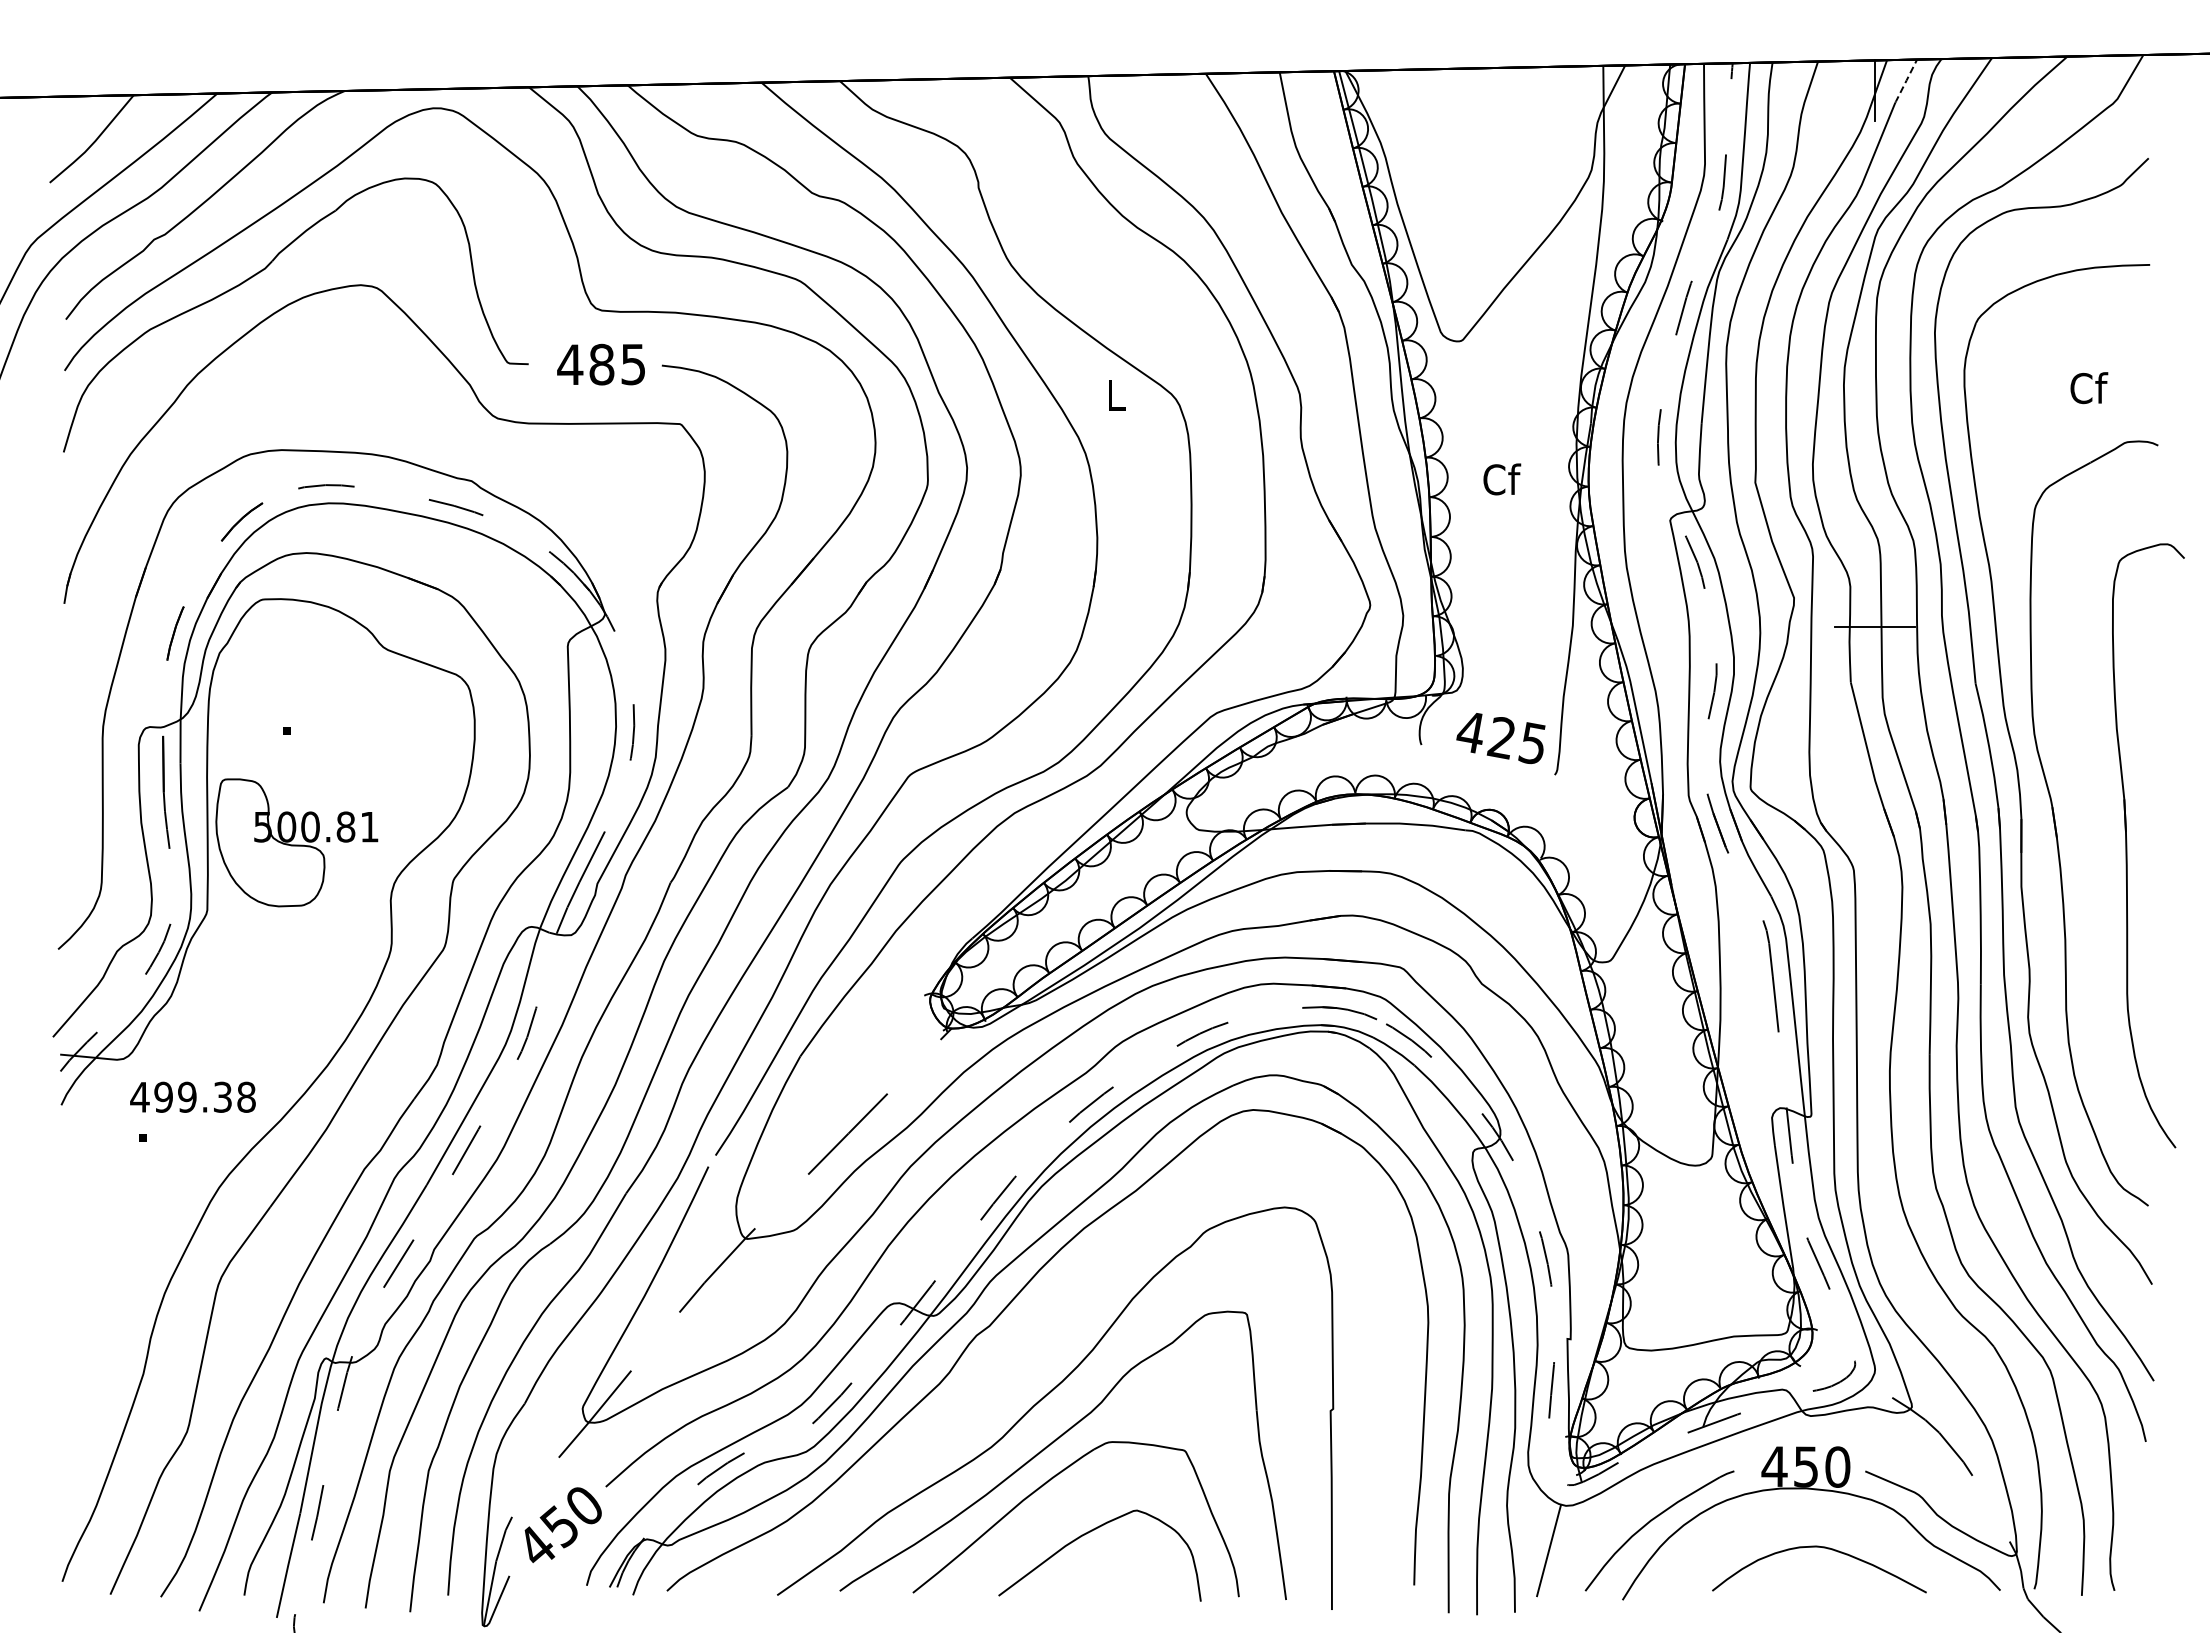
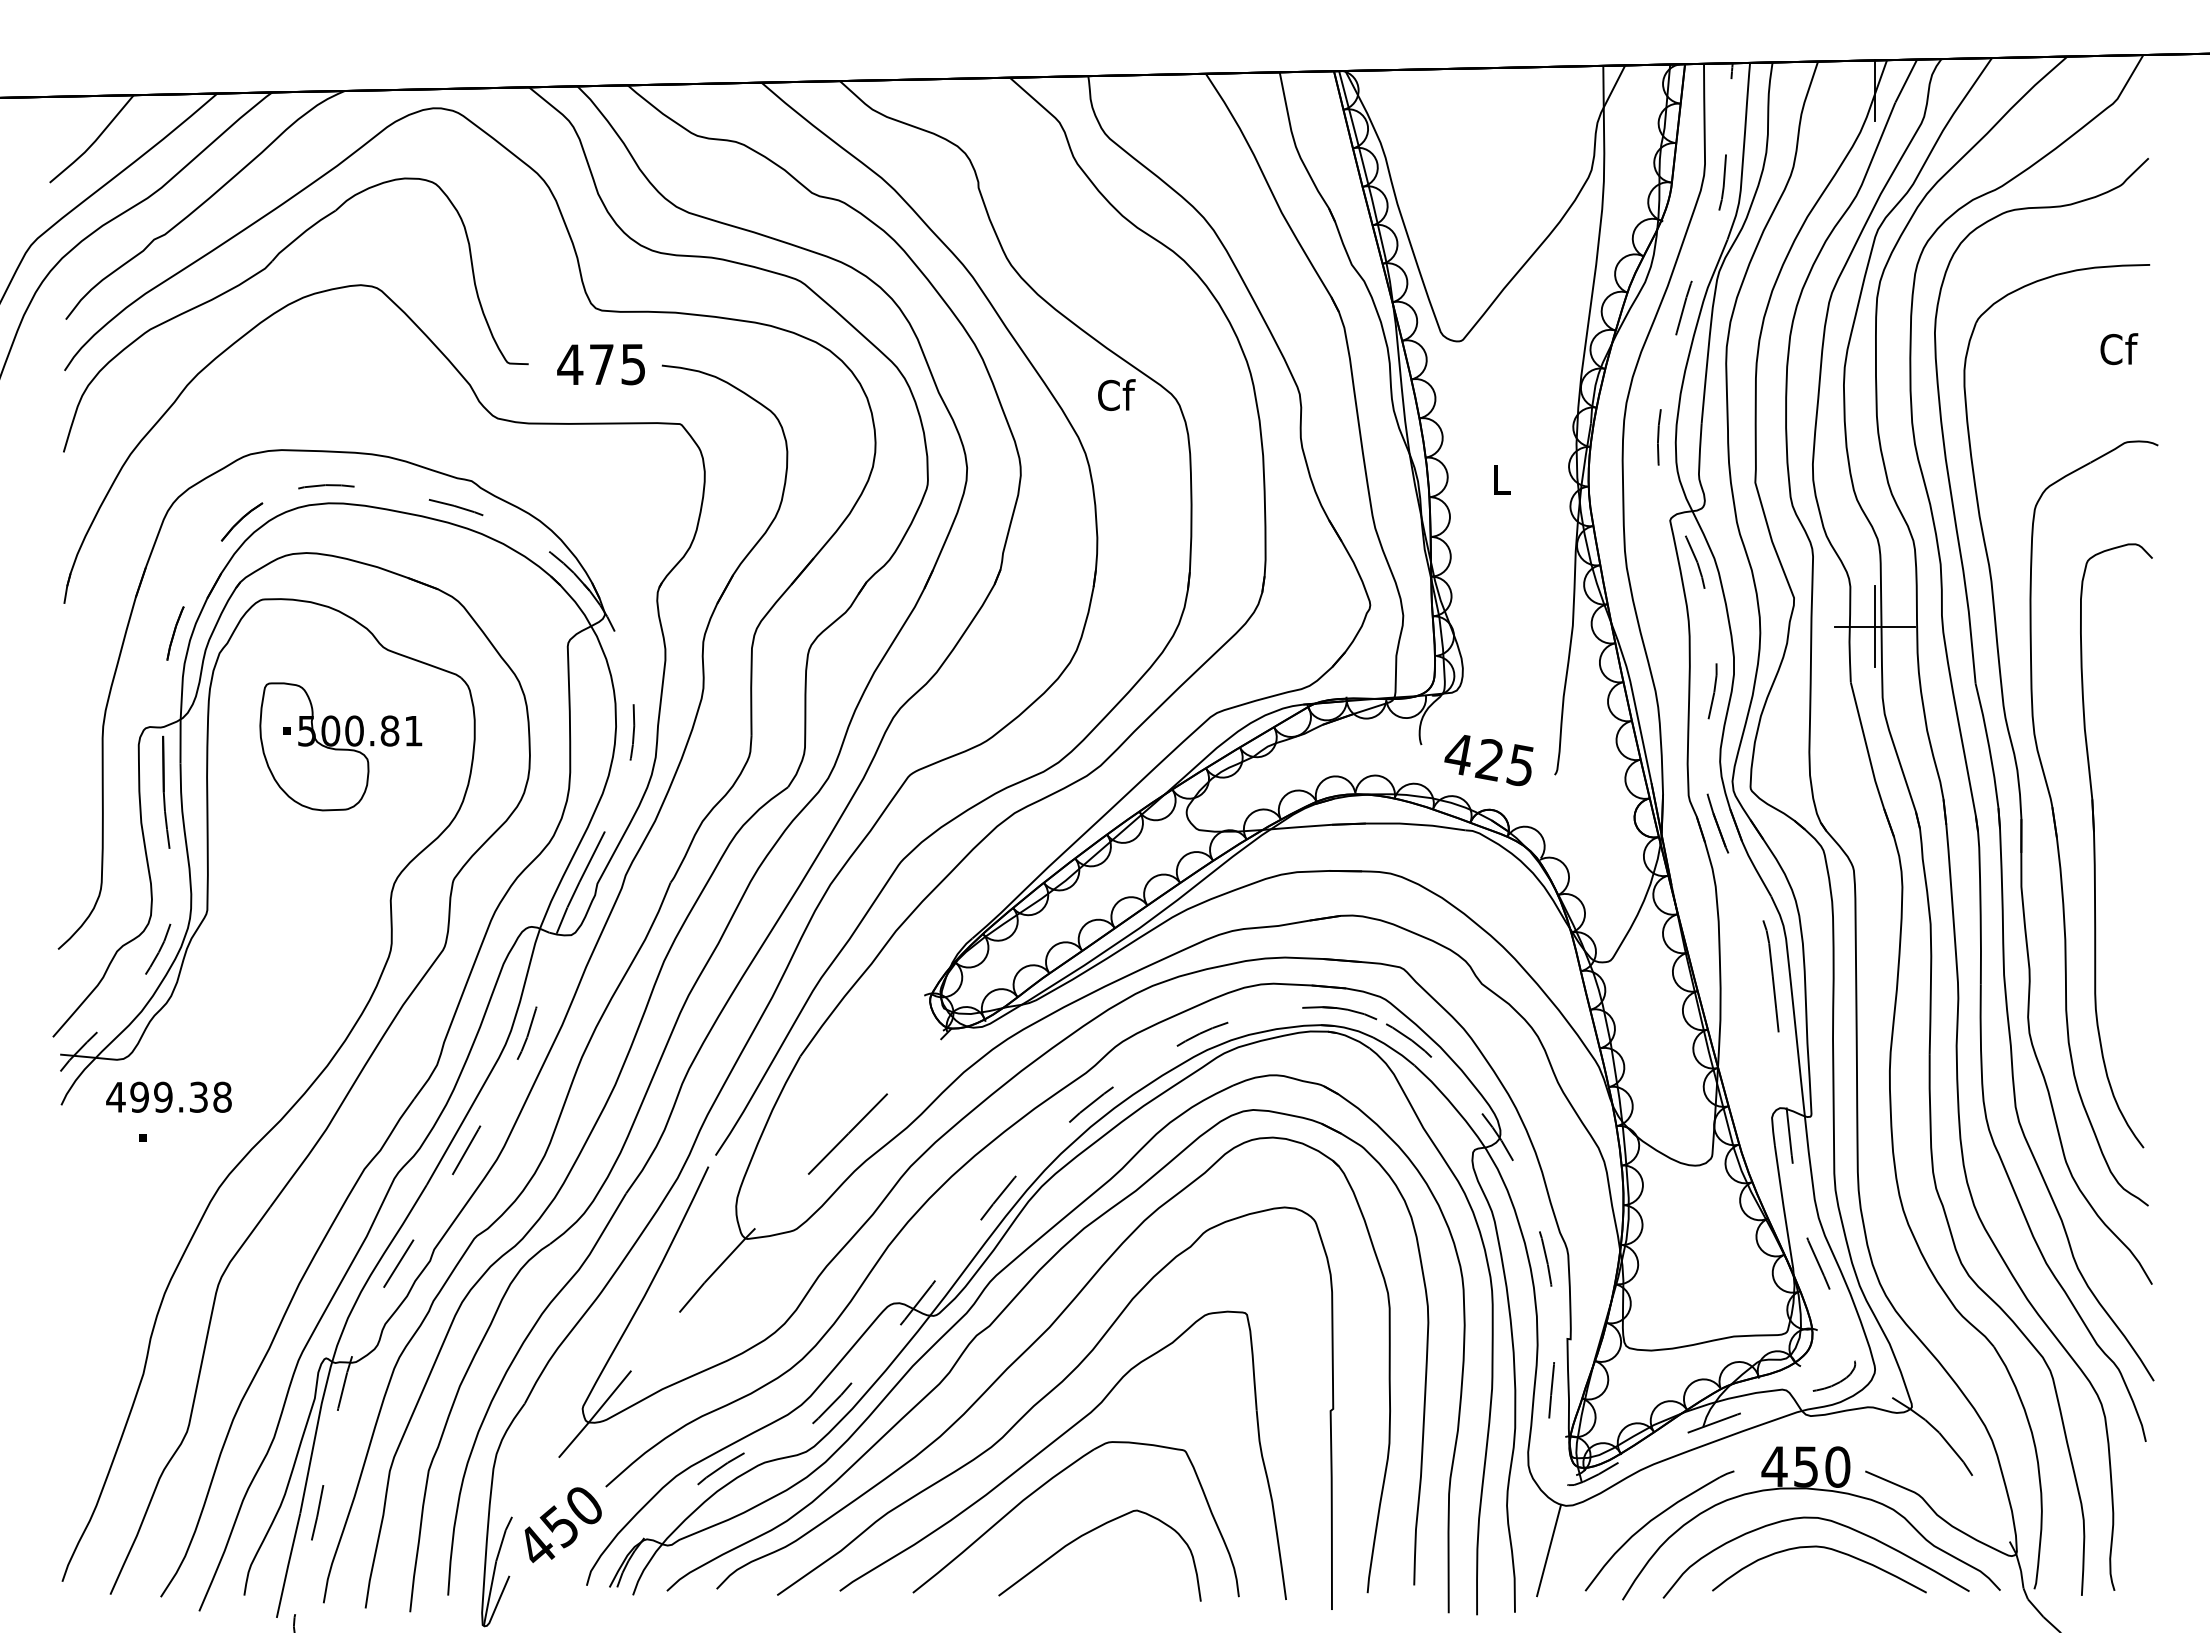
line: dashed -> solid (1906, 81)
text: 485 -> 475 (601, 364)
text position: (2089, 388) -> (2119, 349) (2119, 349)
text: L -> Cf (1116, 395)
text: Cf -> L (1502, 479)
line: none -> present (1874, 626)
text position: (1500, 738) -> (1488, 760) (1488, 760)
part position: (296, 842) -> (340, 746) (340, 746)
part position: (2127, 845) -> (2095, 845) (2095, 845)
text position: (192, 1096) -> (168, 1096) (168, 1096)
part: none -> present (1033, 1344)
curve: none -> present (1824, 1520)
